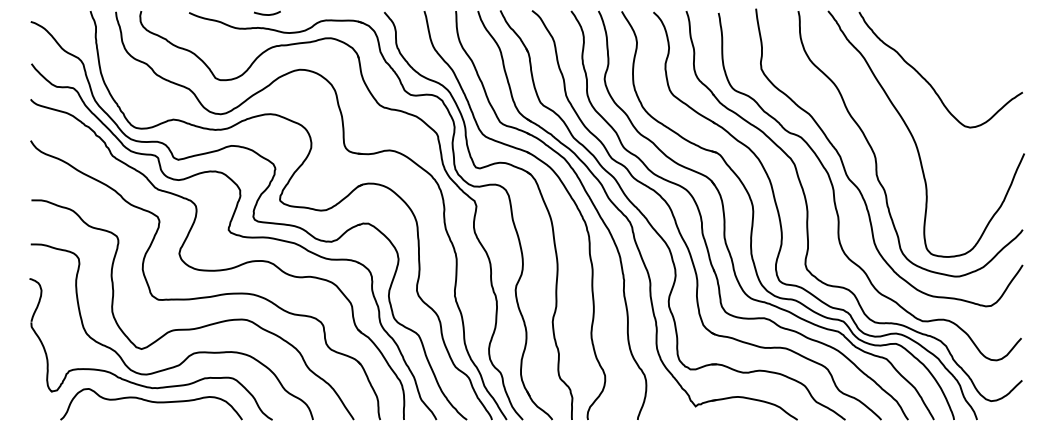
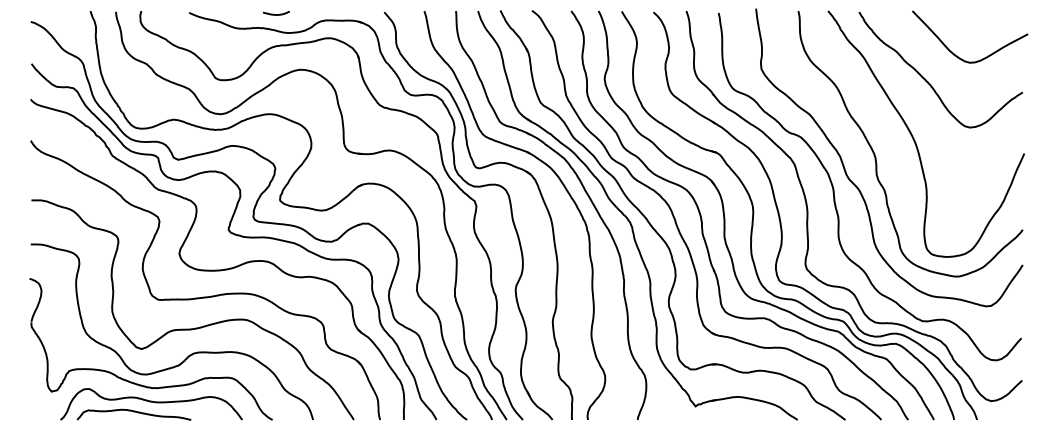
curve position: (267, 14) -> (276, 14) (276, 14)
curve: none -> present (957, 55)
curve: none -> present (133, 412)
